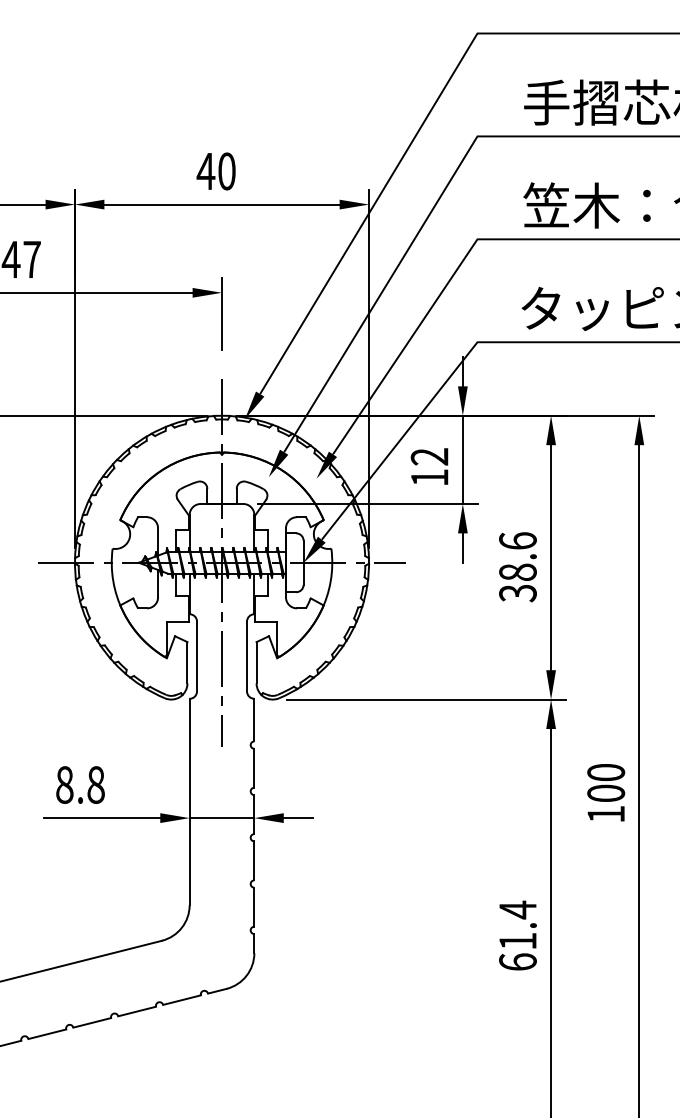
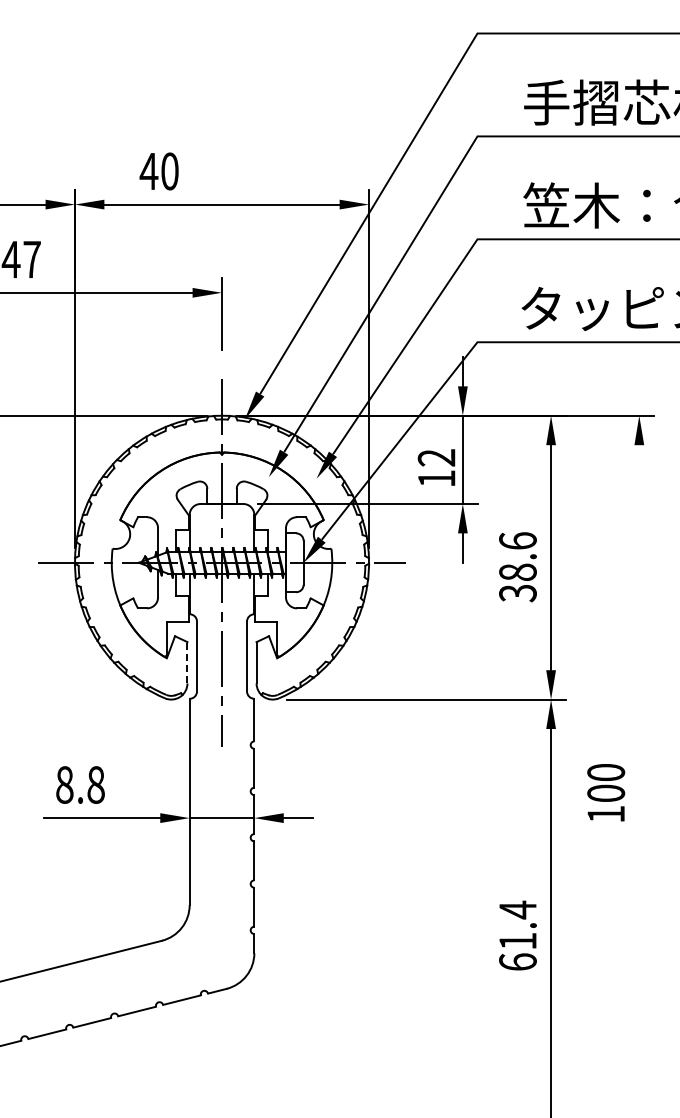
text position: (215, 171) -> (158, 171) (158, 171)
text position: (429, 466) -> (436, 467) (436, 467)
line: solid -> dashed (187, 662)
line: present -> none (639, 779)
